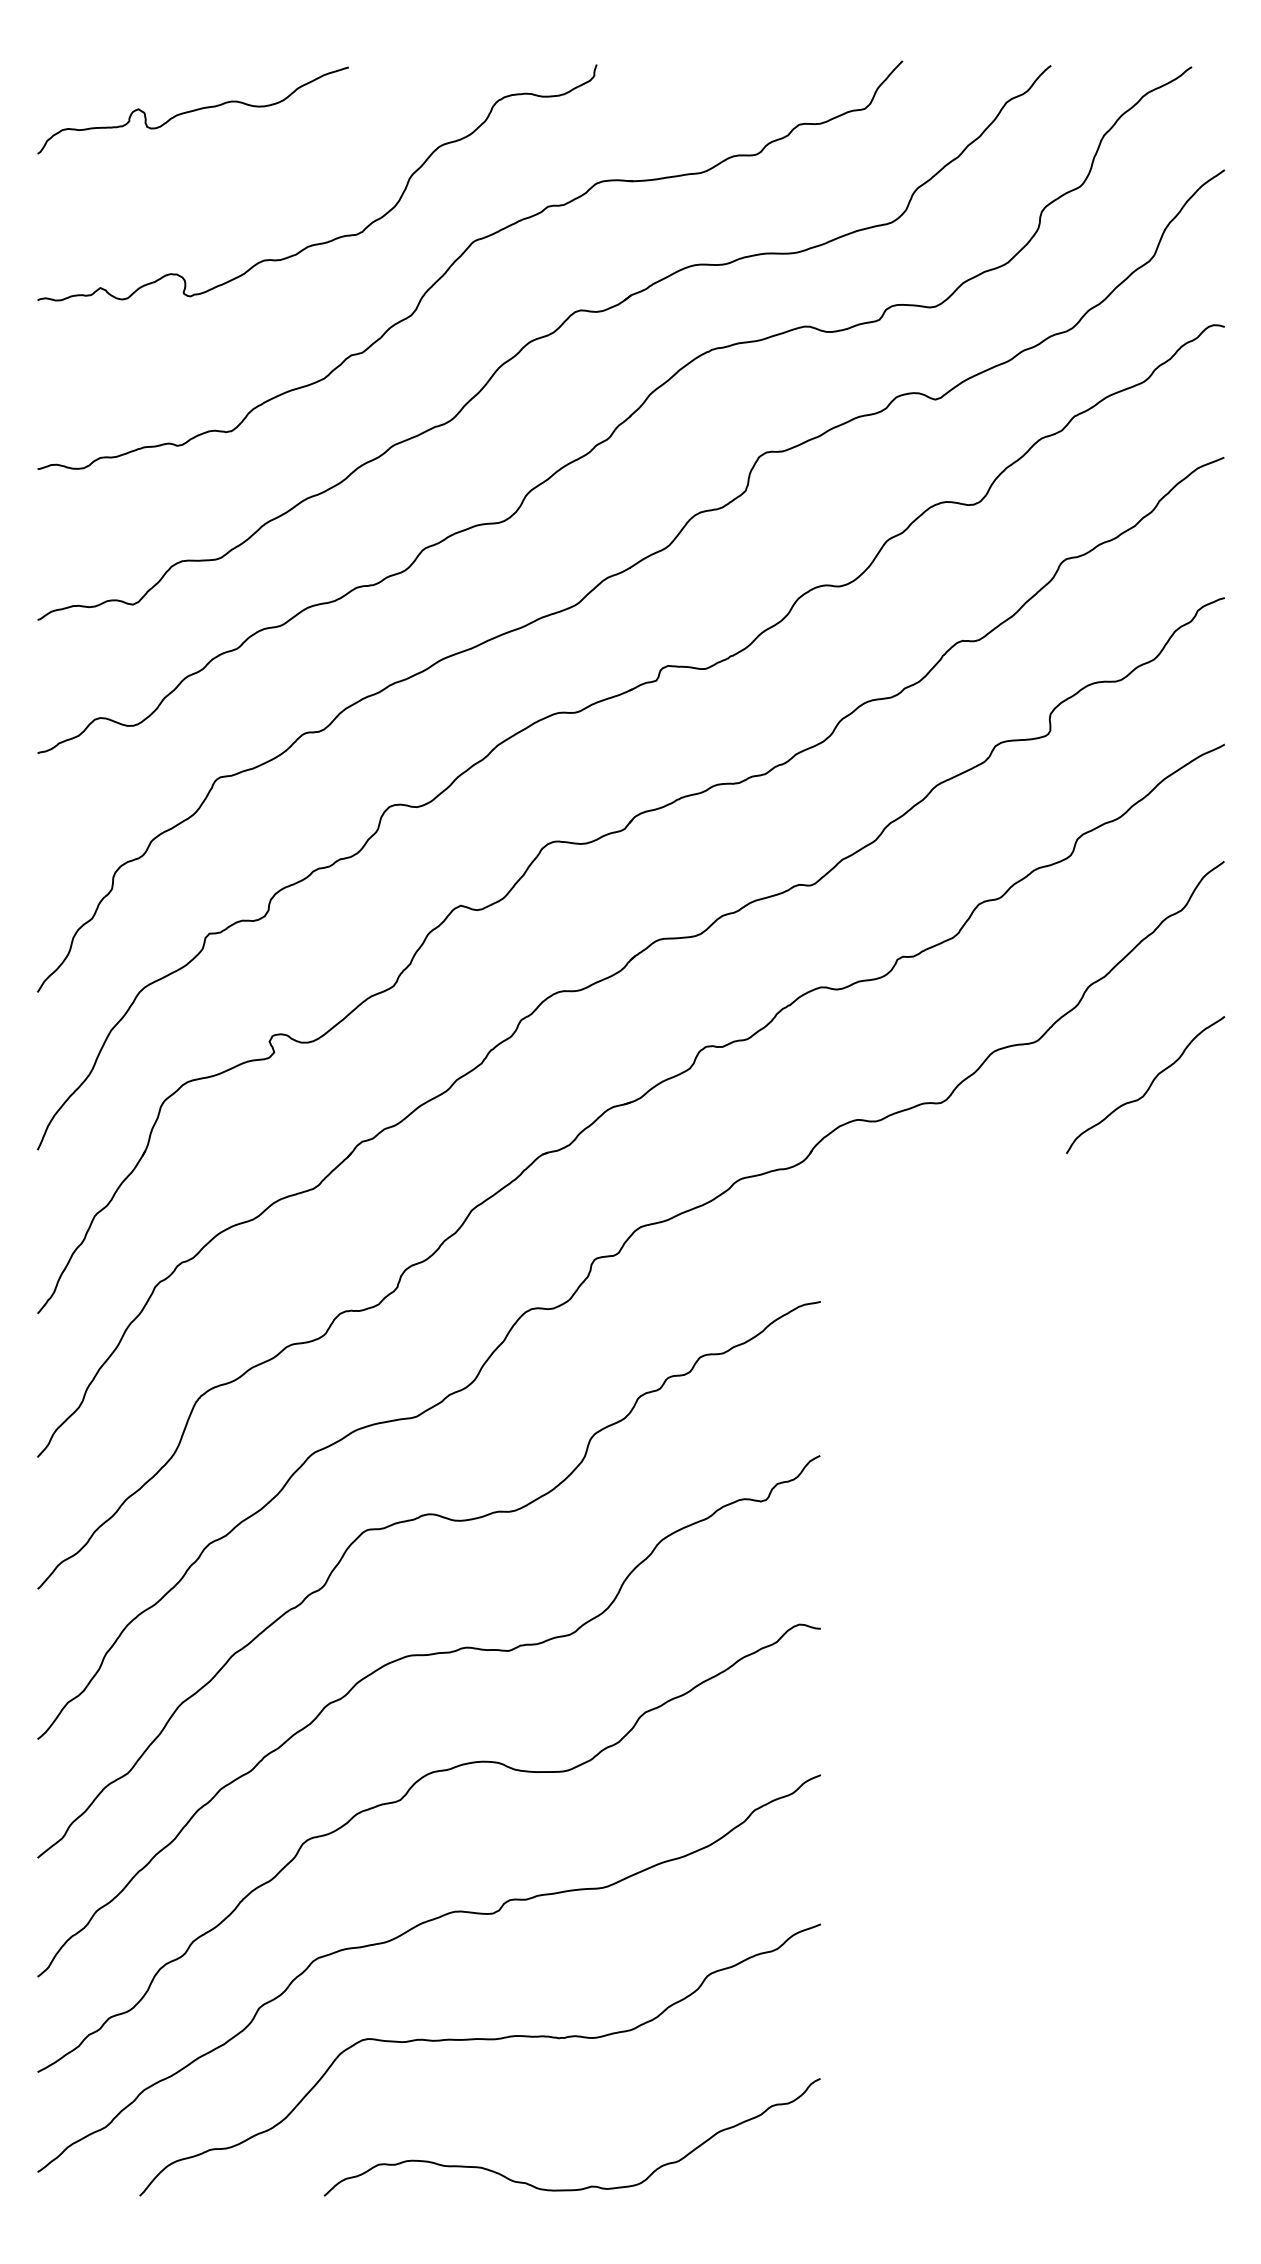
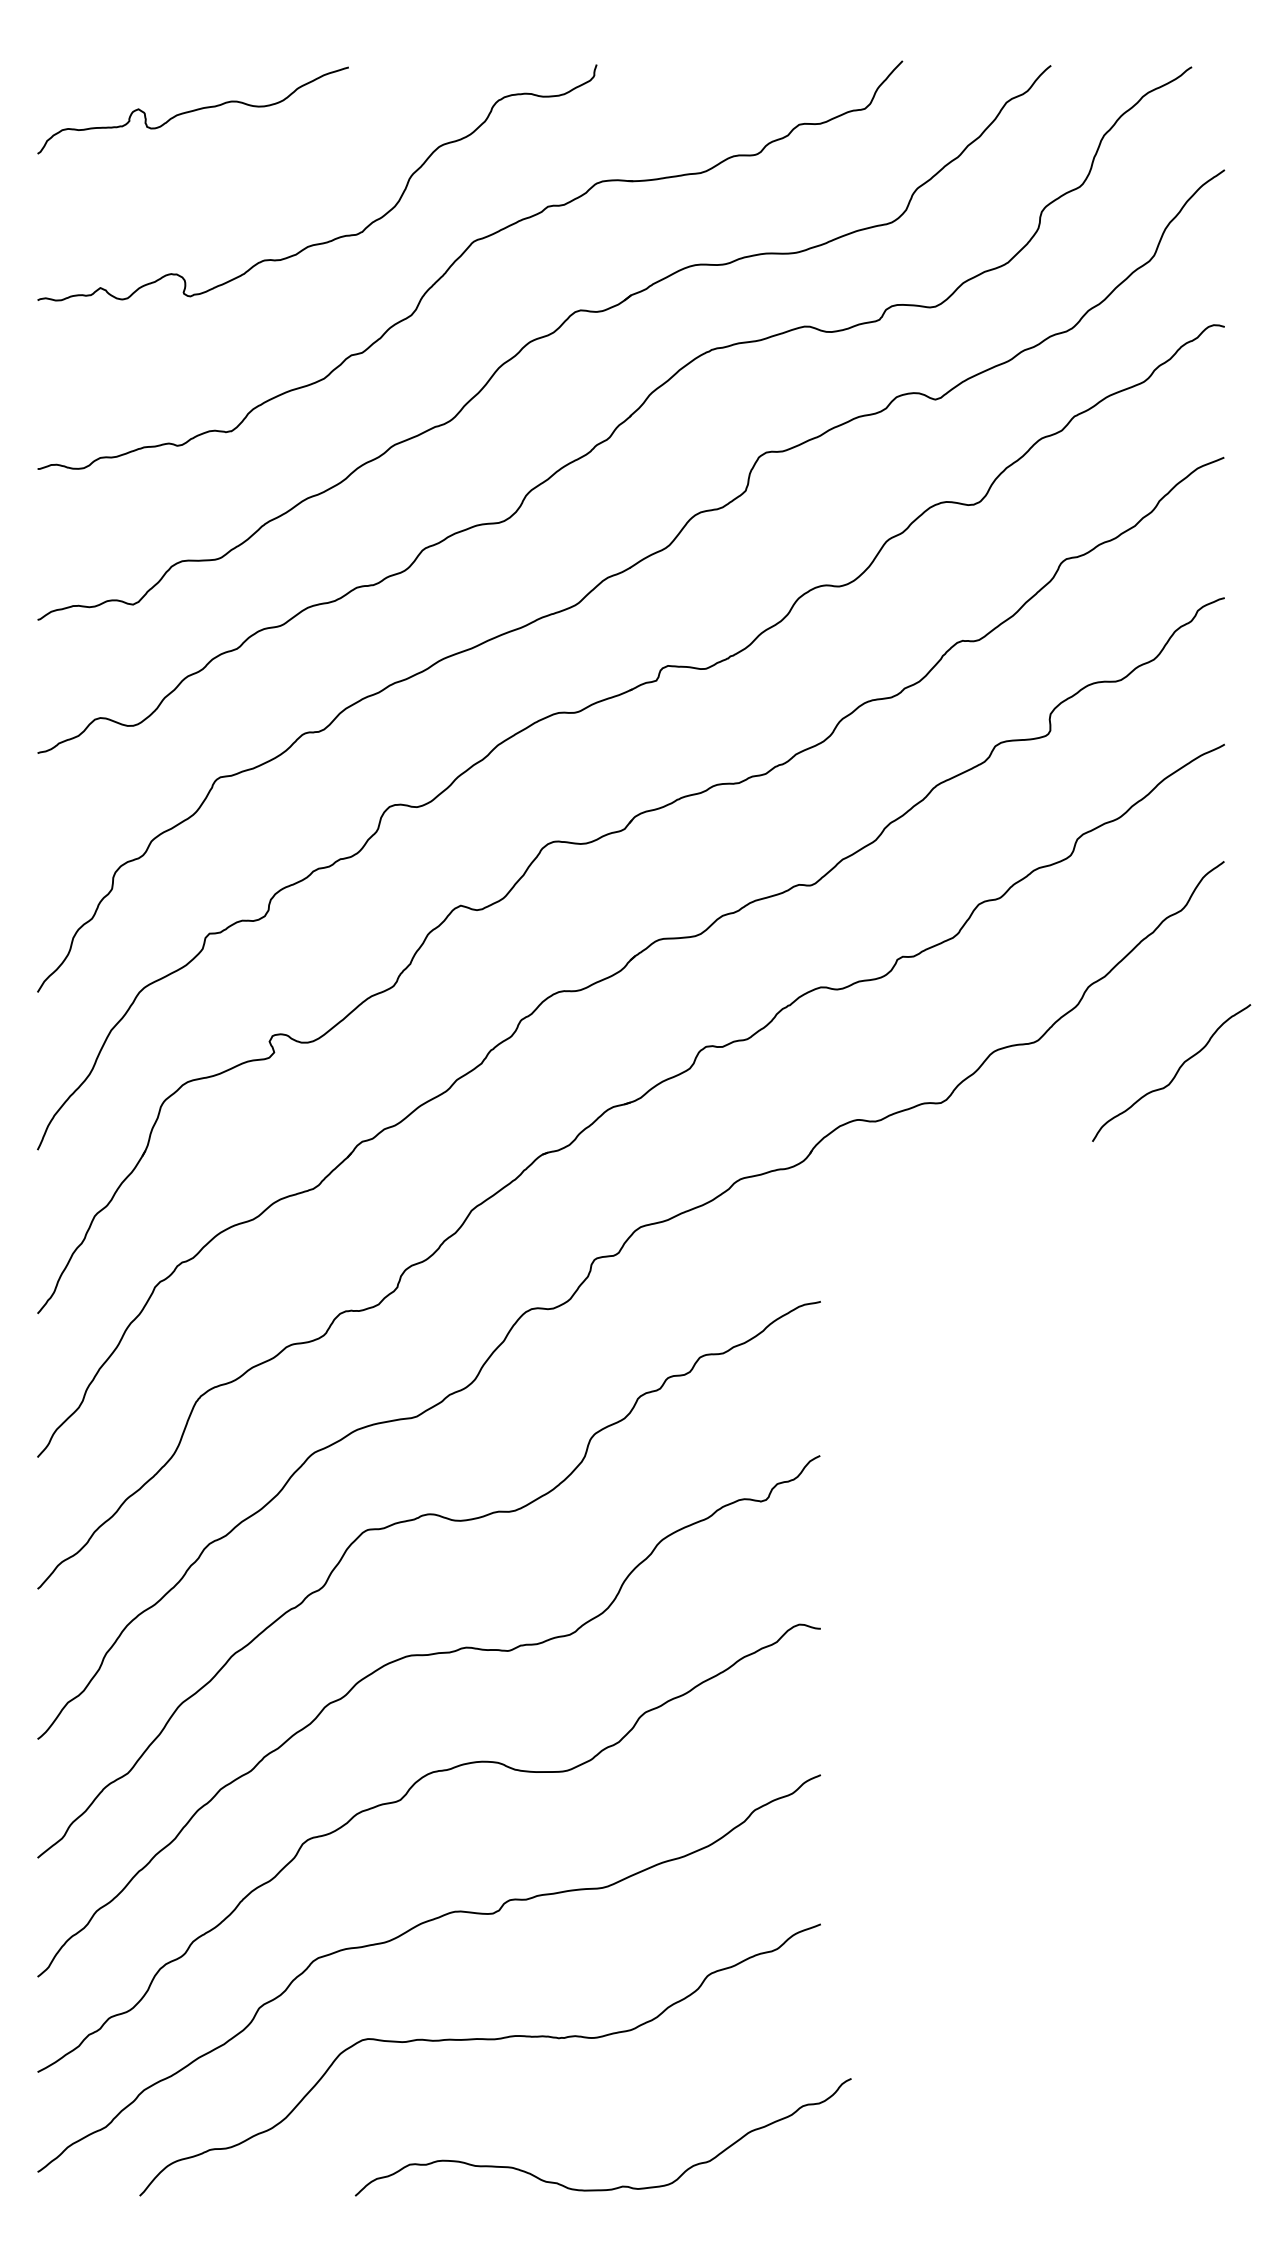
curve position: (1149, 1085) -> (1175, 1073) (1175, 1073)
curve position: (578, 2188) -> (609, 2188) (609, 2188)
